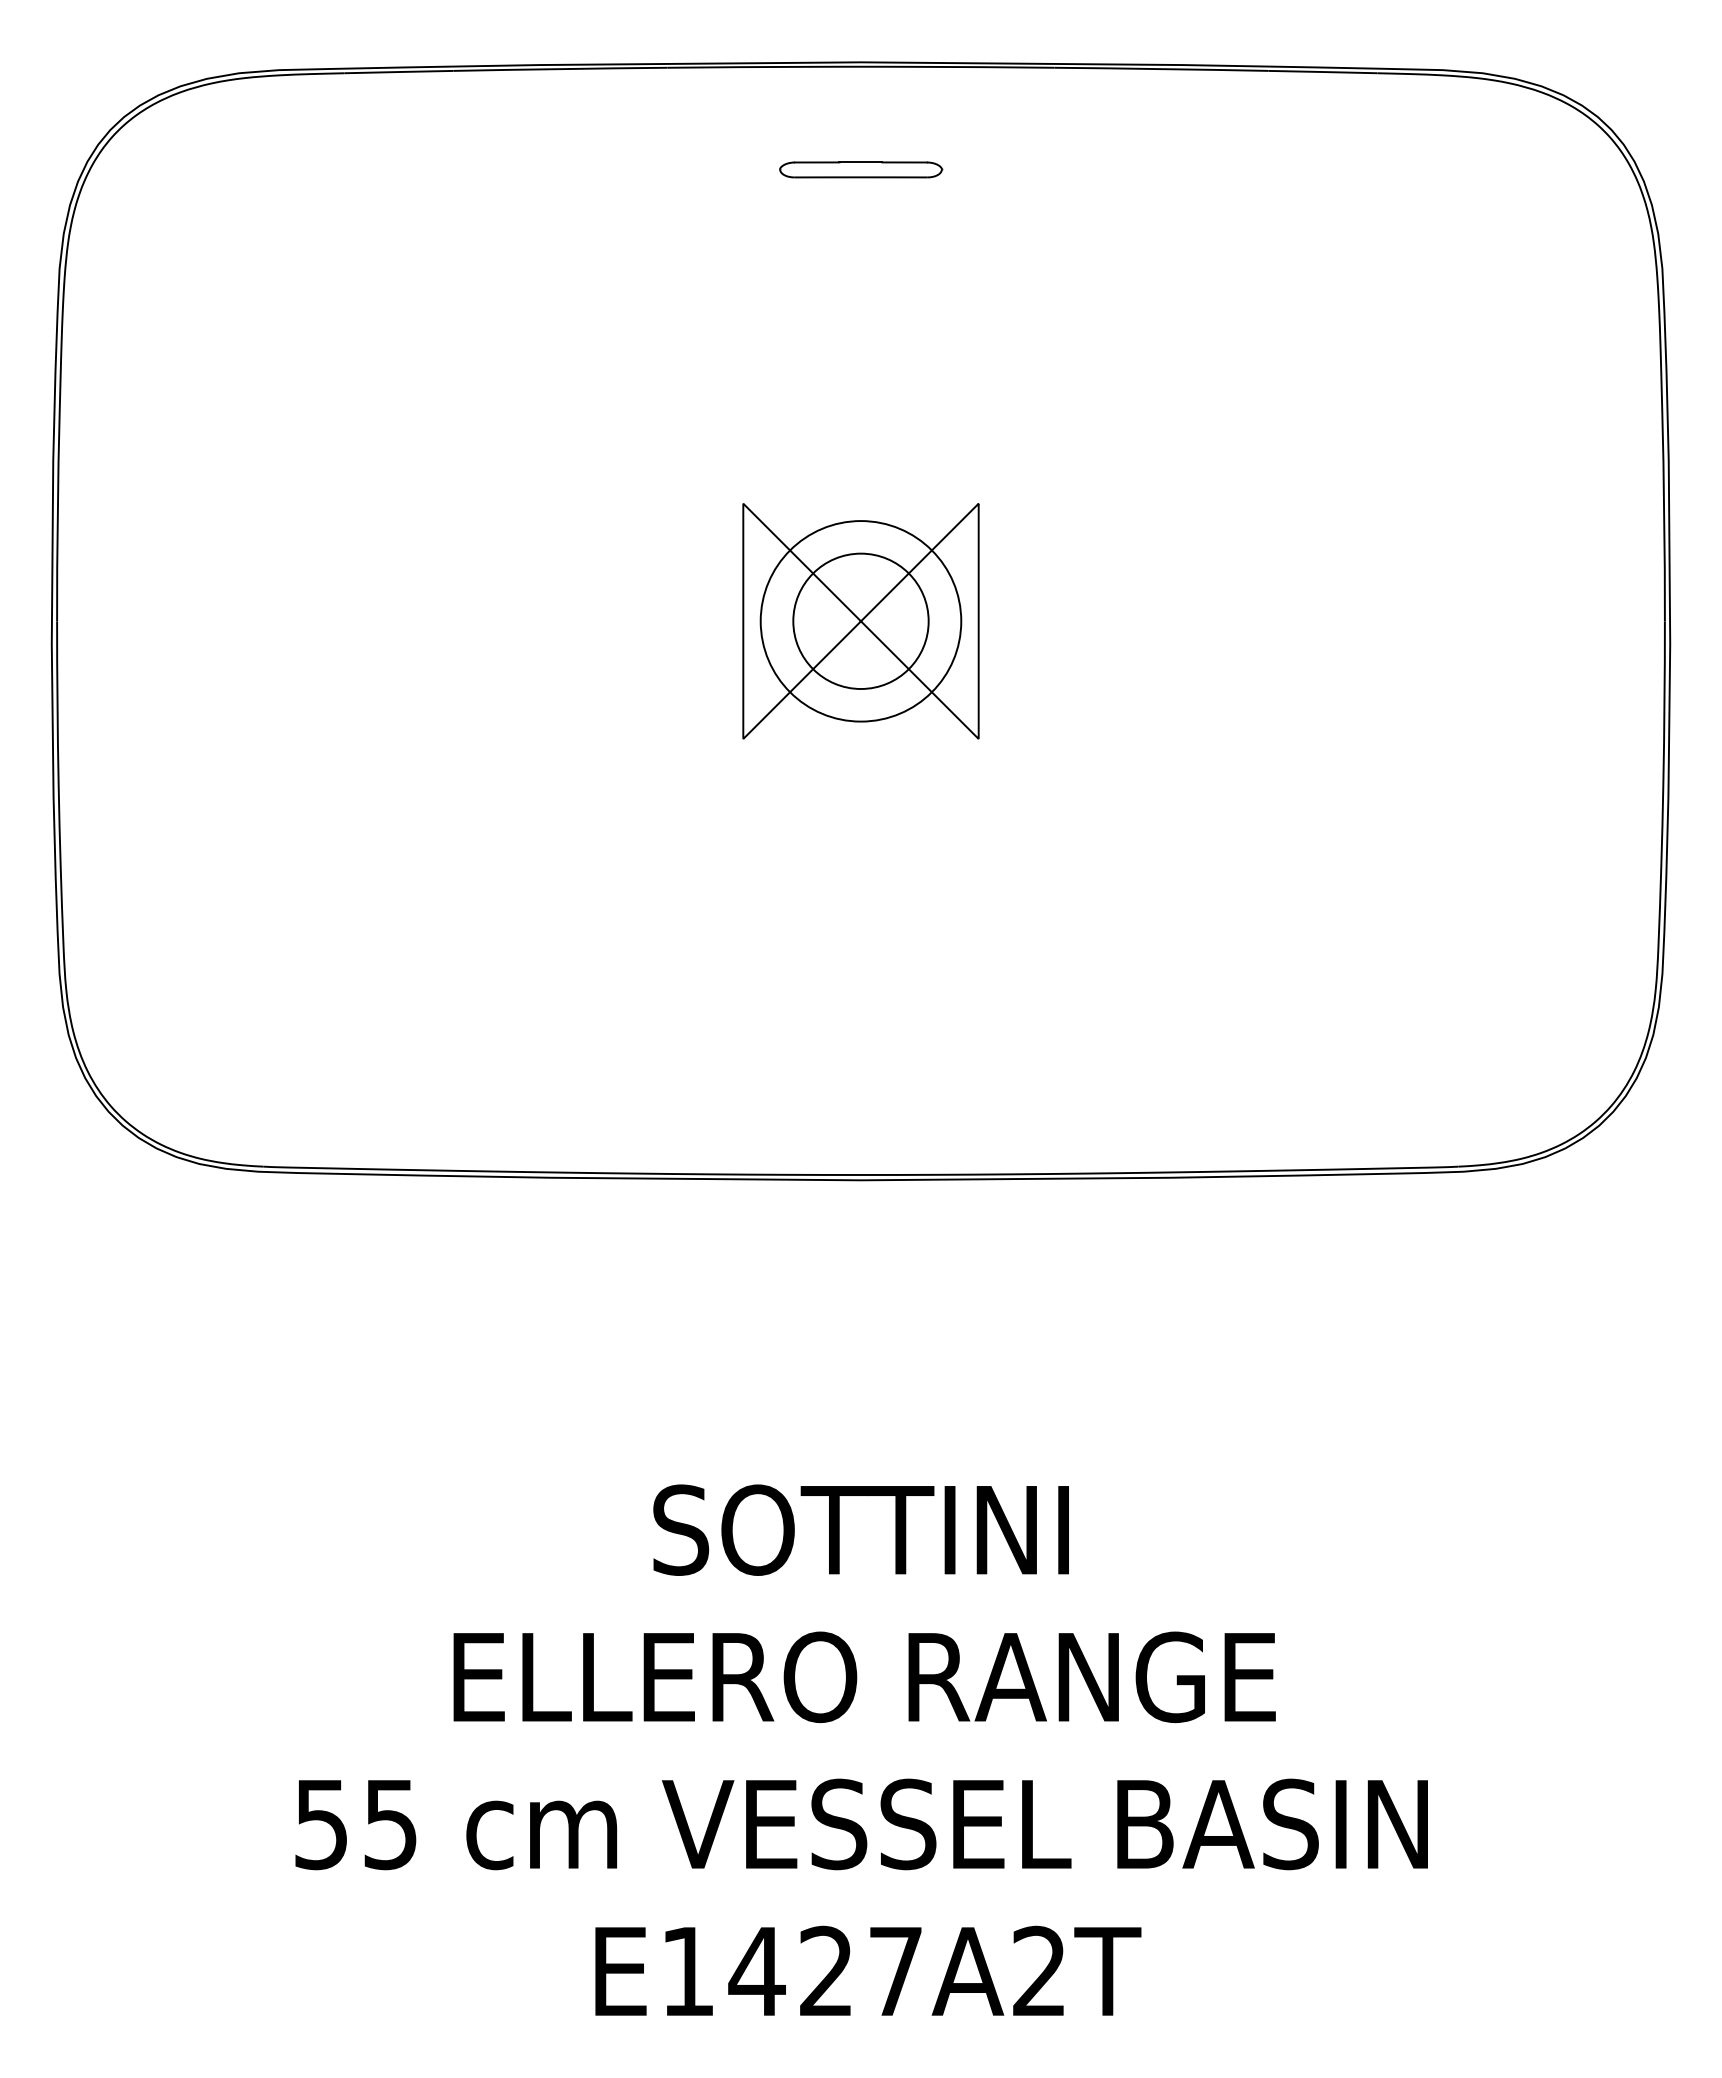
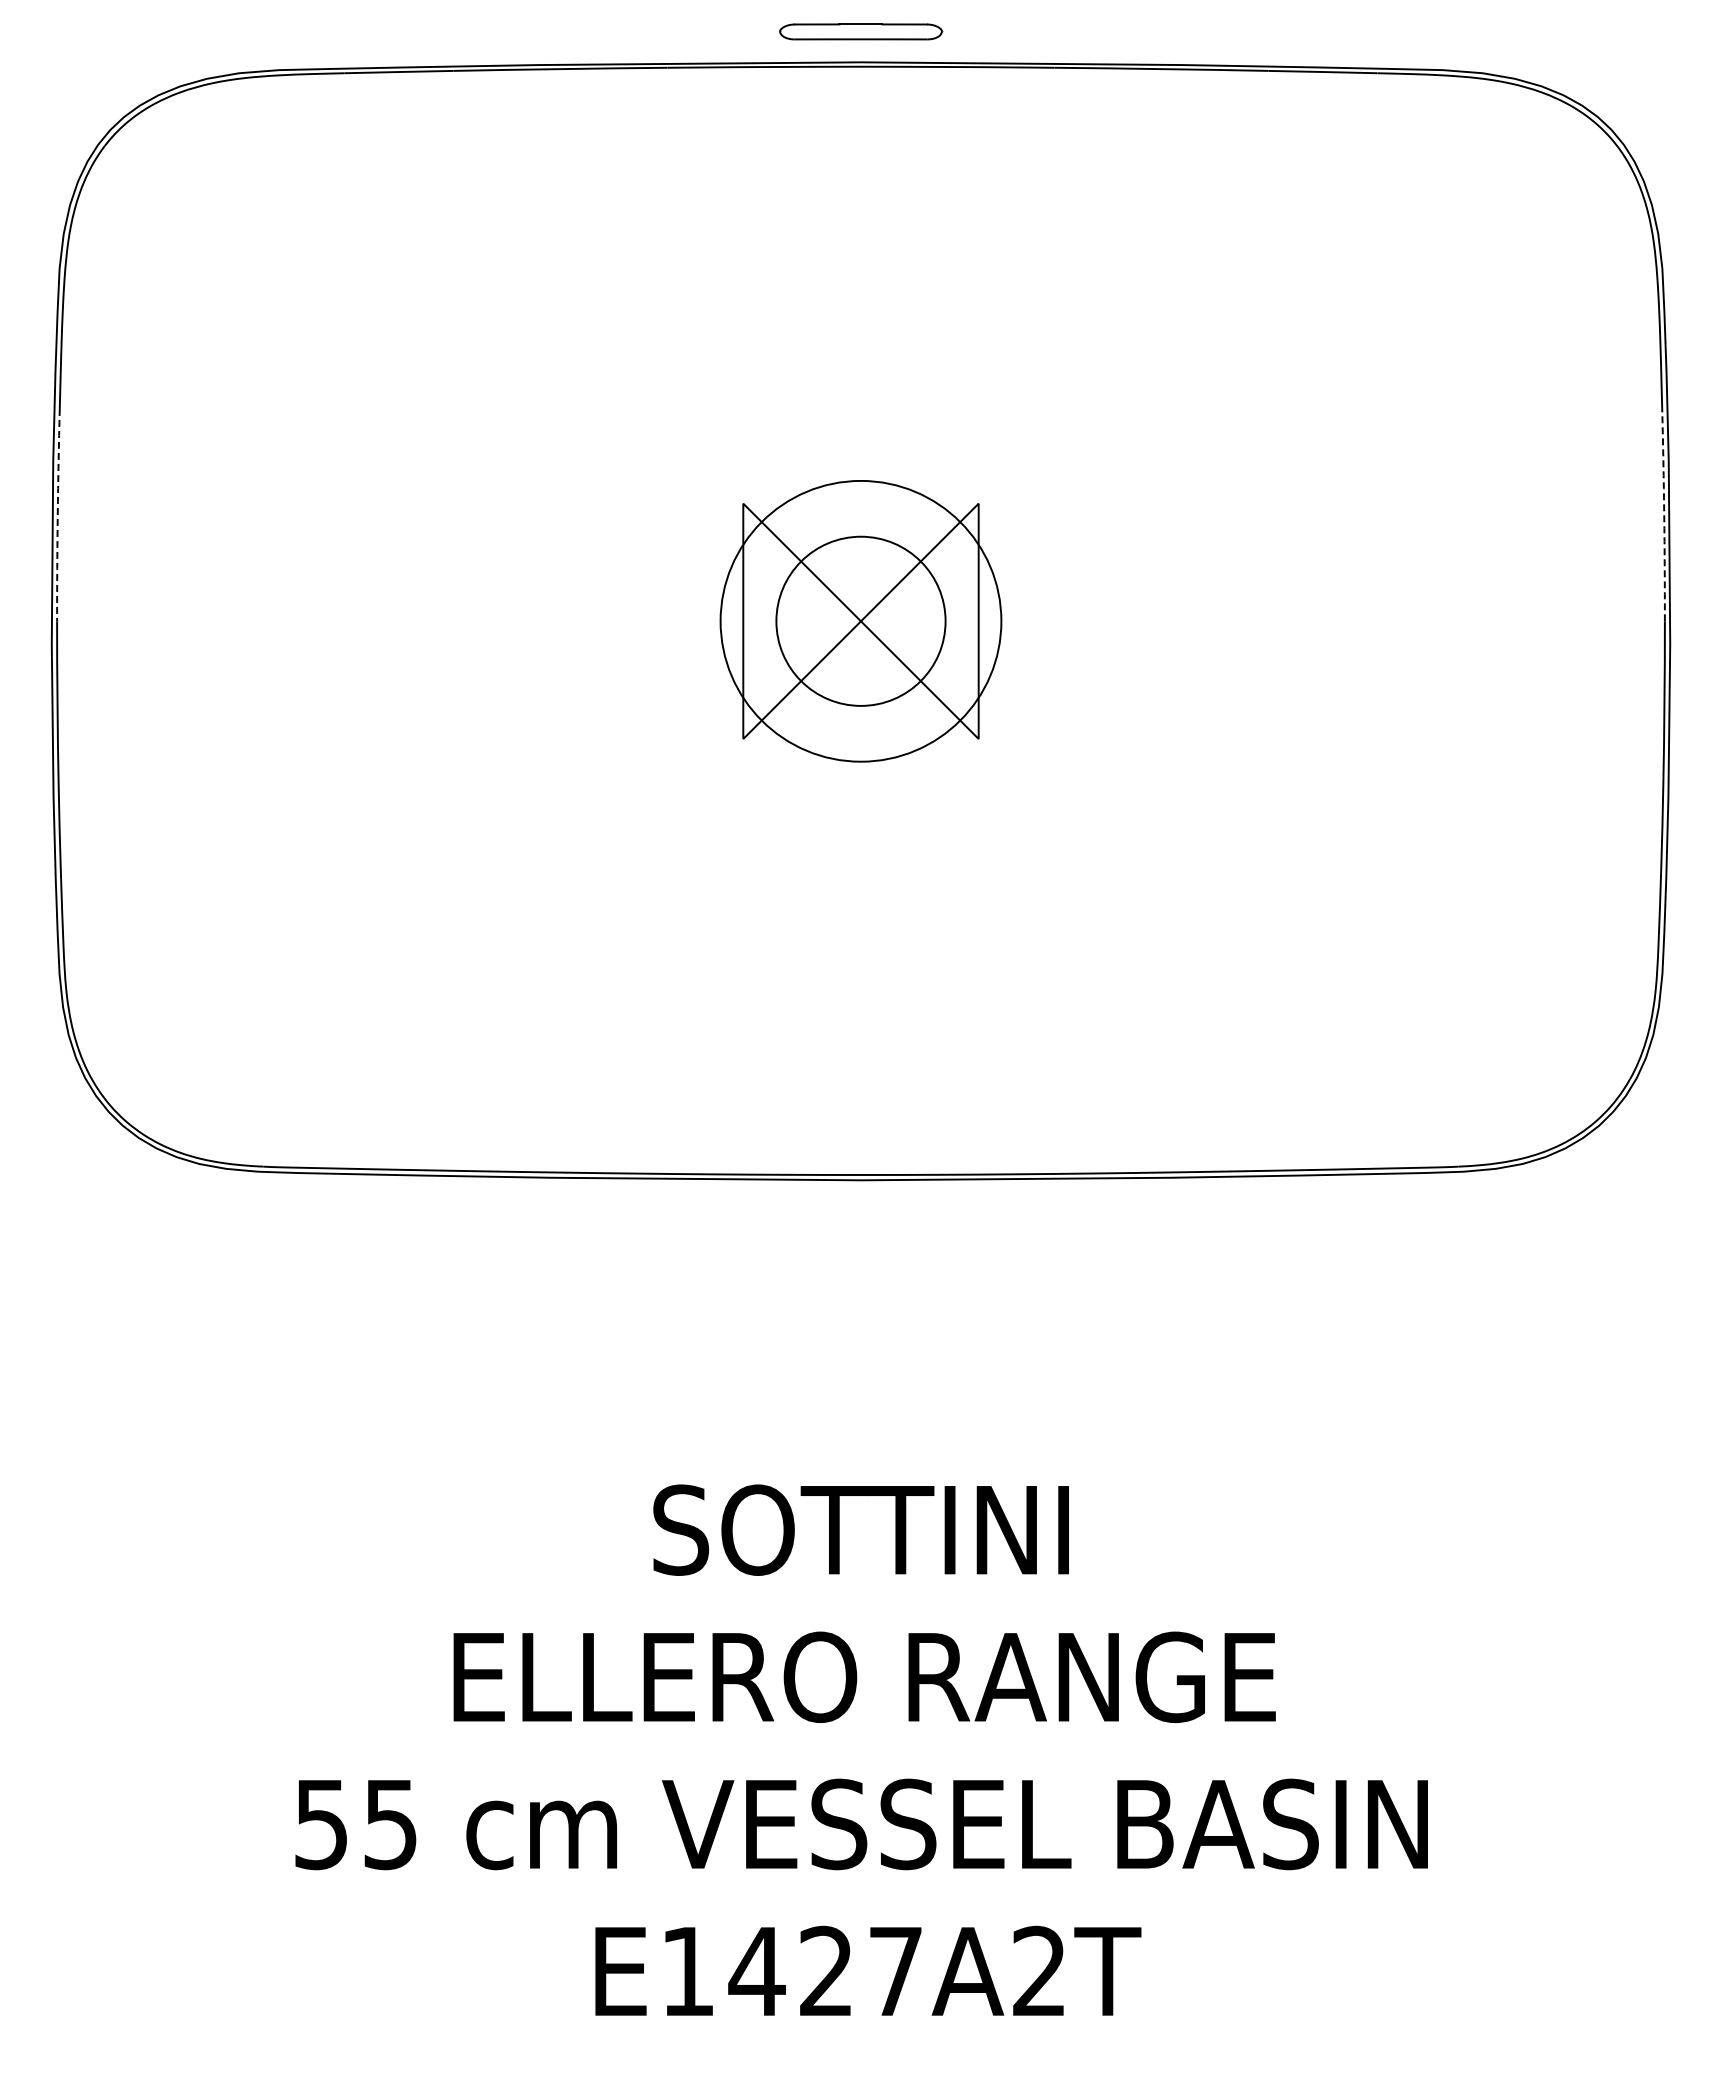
part position: (861, 169) -> (861, 31) (861, 31)
arc: solid -> dashed (57, 515)
arc: solid -> dashed (1664, 515)
circle diameter: 135 px -> 169 px (860, 620)
circle diameter: 201 px -> 281 px (860, 620)
